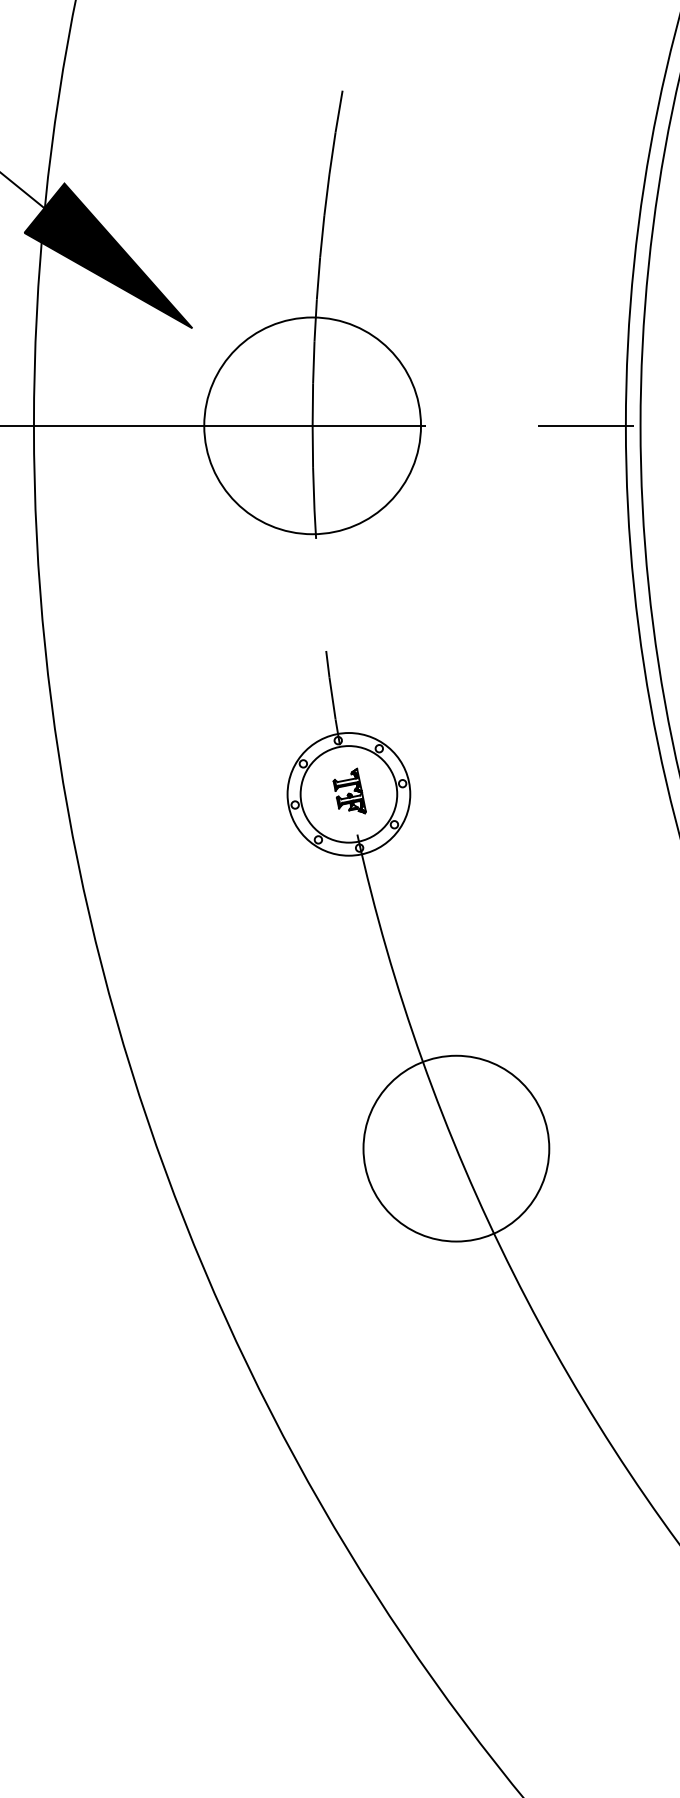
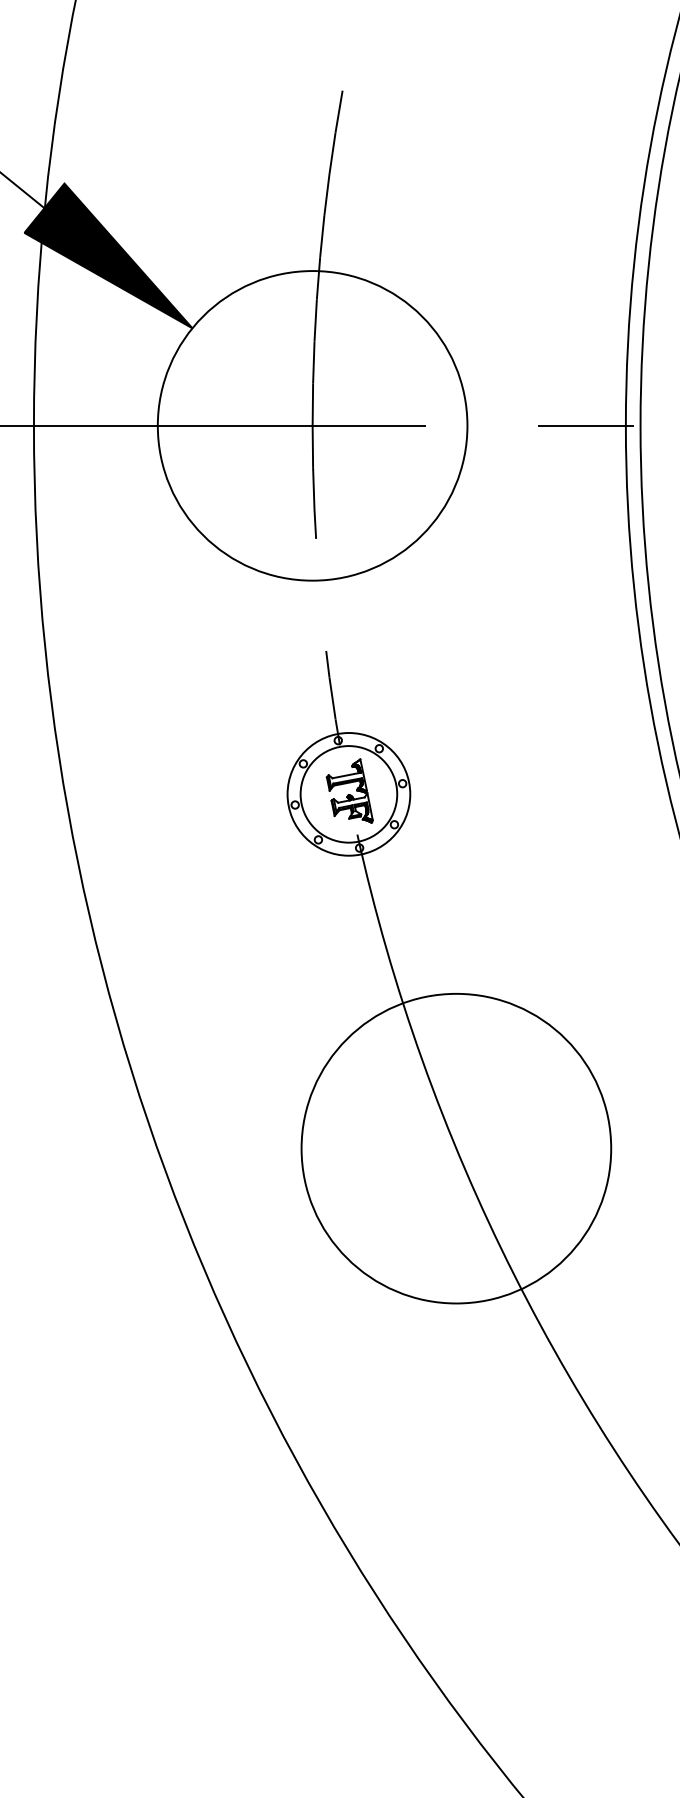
circle diameter: 217 px -> 310 px (312, 425)
part size: 35x48 px -> 49x66 px (349, 790)
circle diameter: 186 px -> 310 px (456, 1148)
